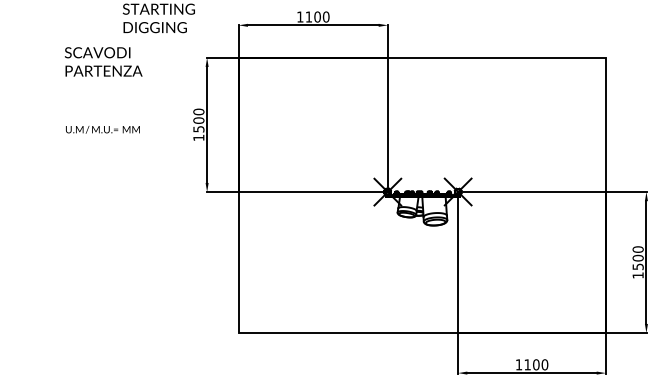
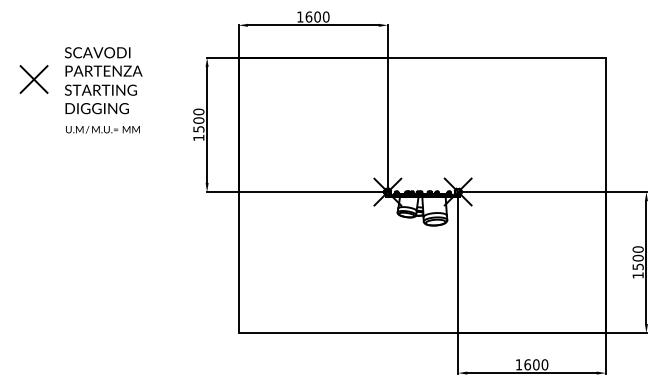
text: 1100 -> 1600 (308, 16)
text position: (158, 18) -> (100, 99) (100, 99)
part: none -> present (33, 79)
text: 1100 -> 1600 (527, 364)
